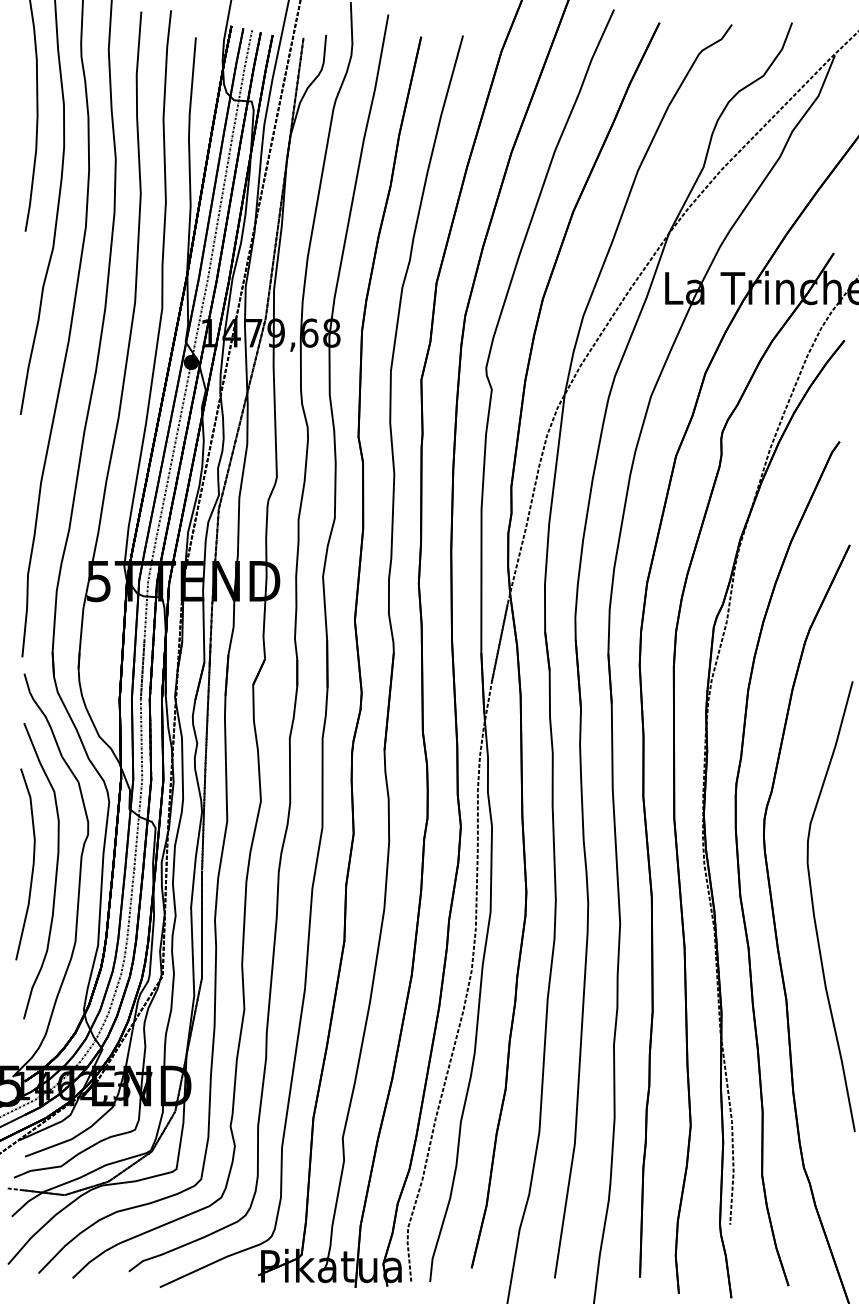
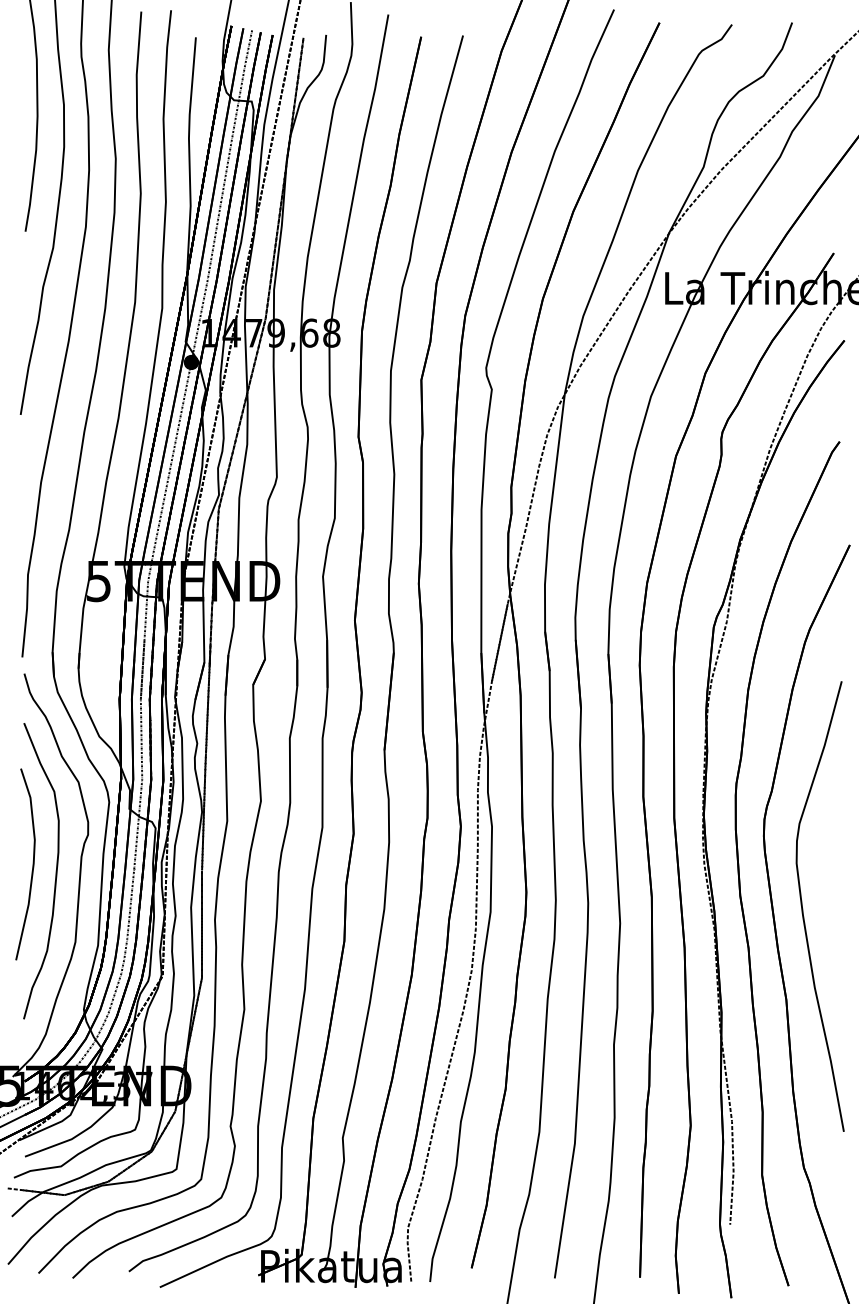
curve position: (814, 908) -> (803, 908) (803, 908)
